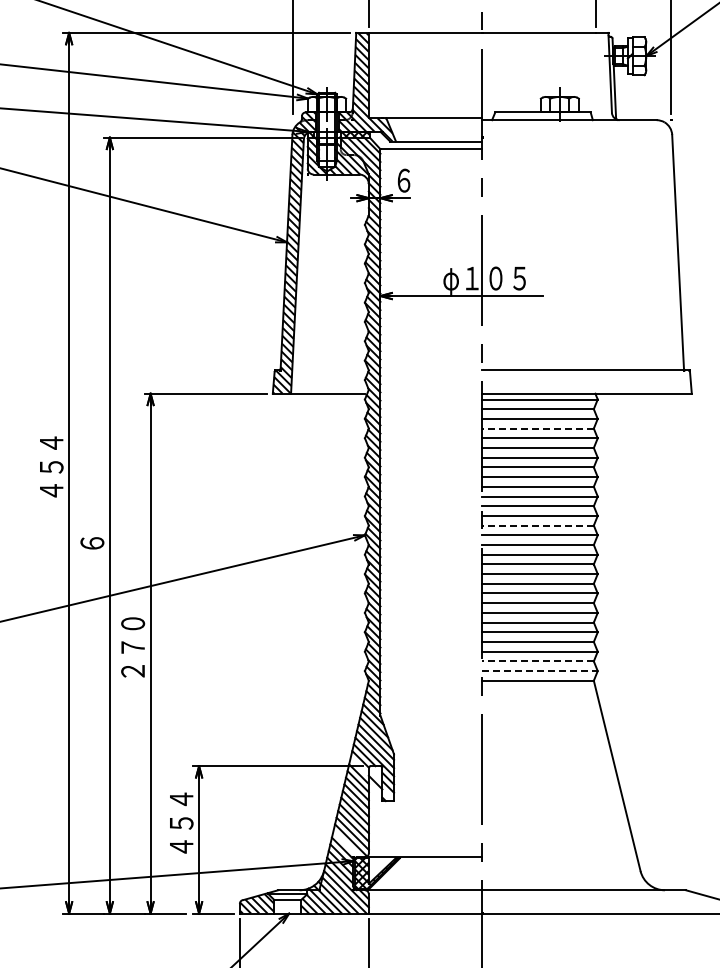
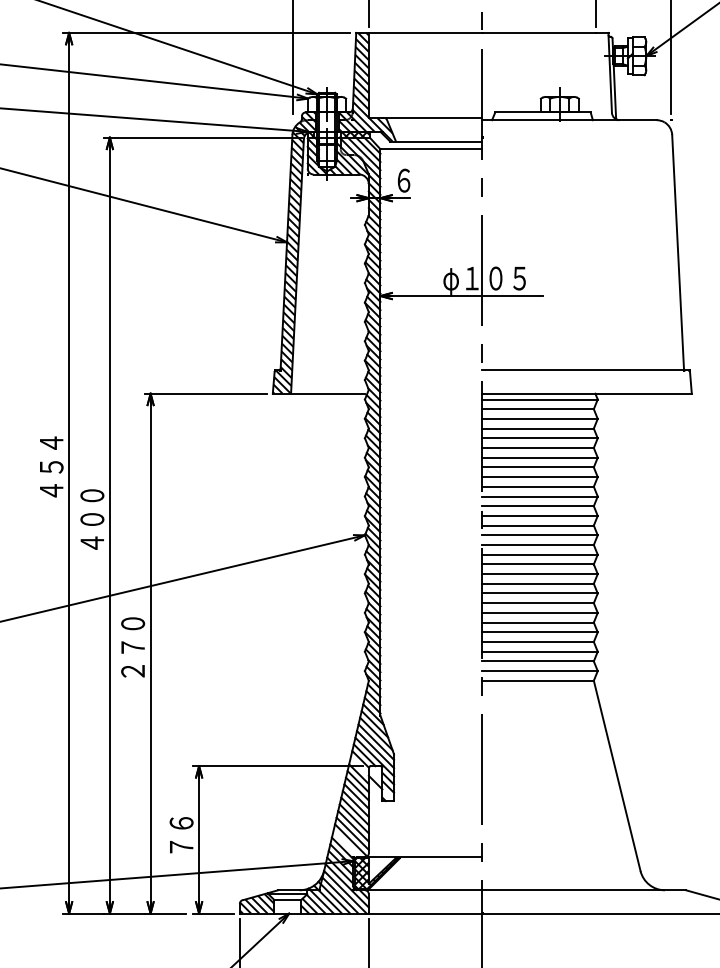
line: dashed -> solid (538, 428)
text: ６ -> ４００ (92, 519)
line: dashed -> solid (538, 525)
line: dashed -> solid (538, 661)
line: dashed -> solid (540, 671)
text: ４５４ -> ７６ (181, 822)
